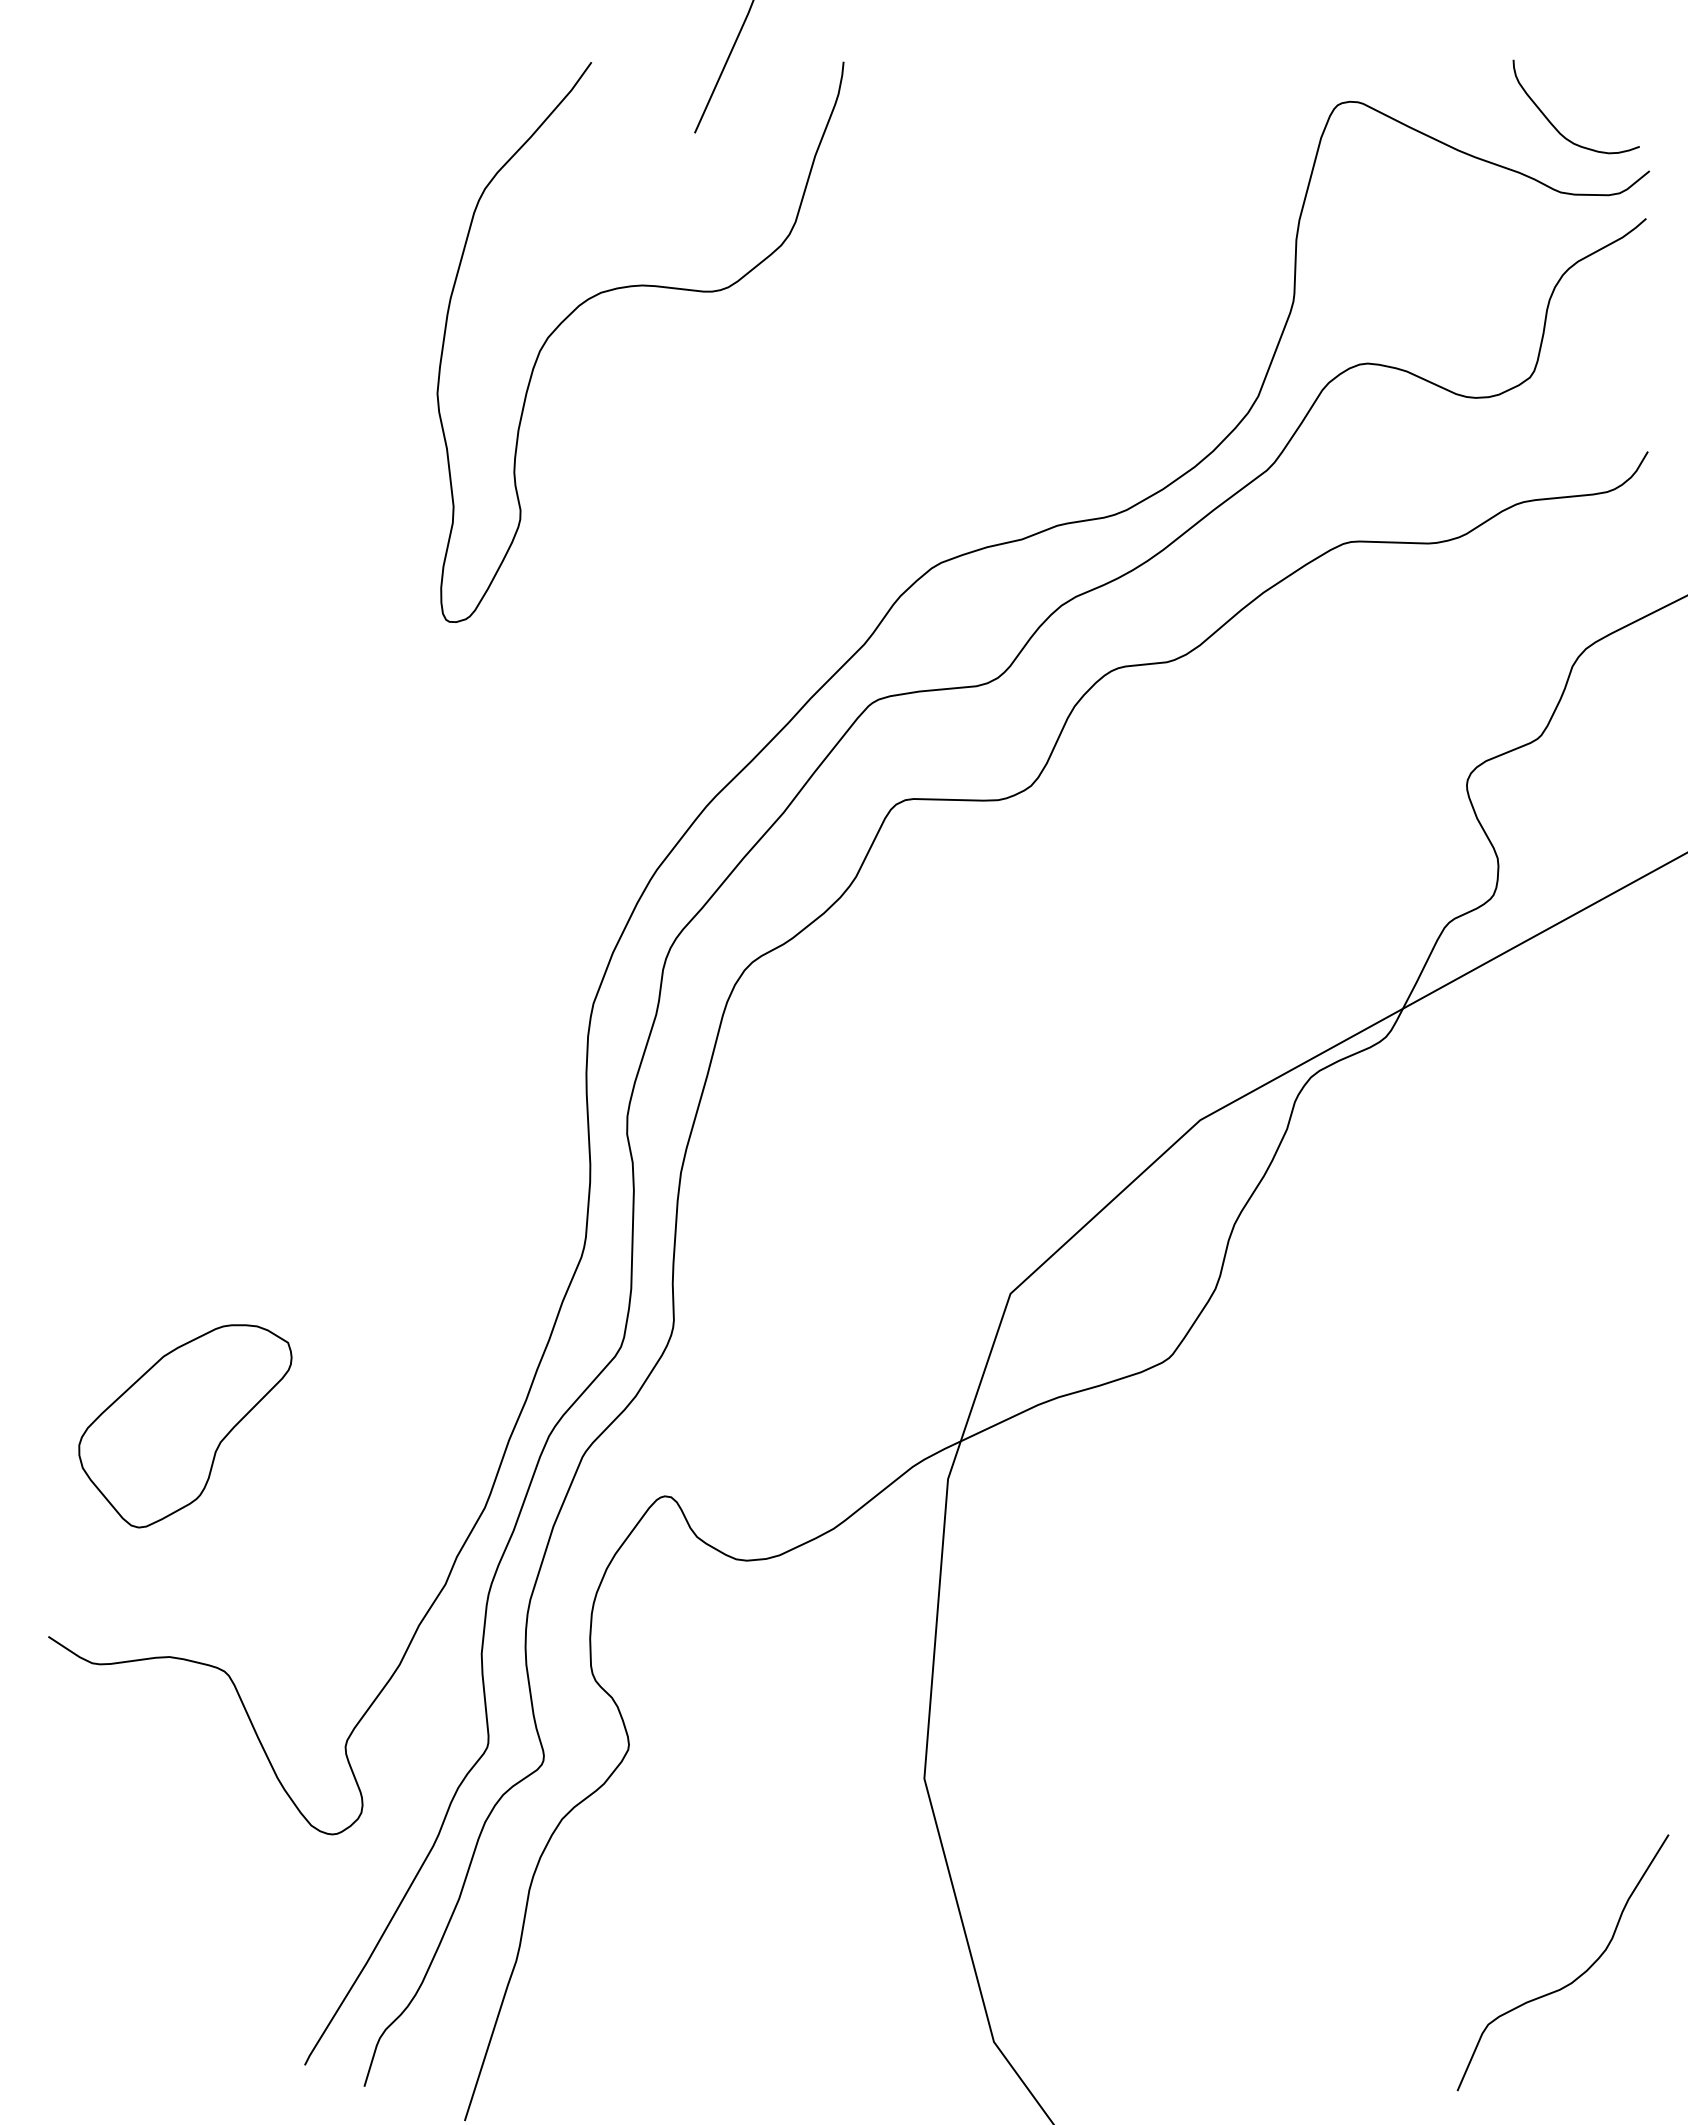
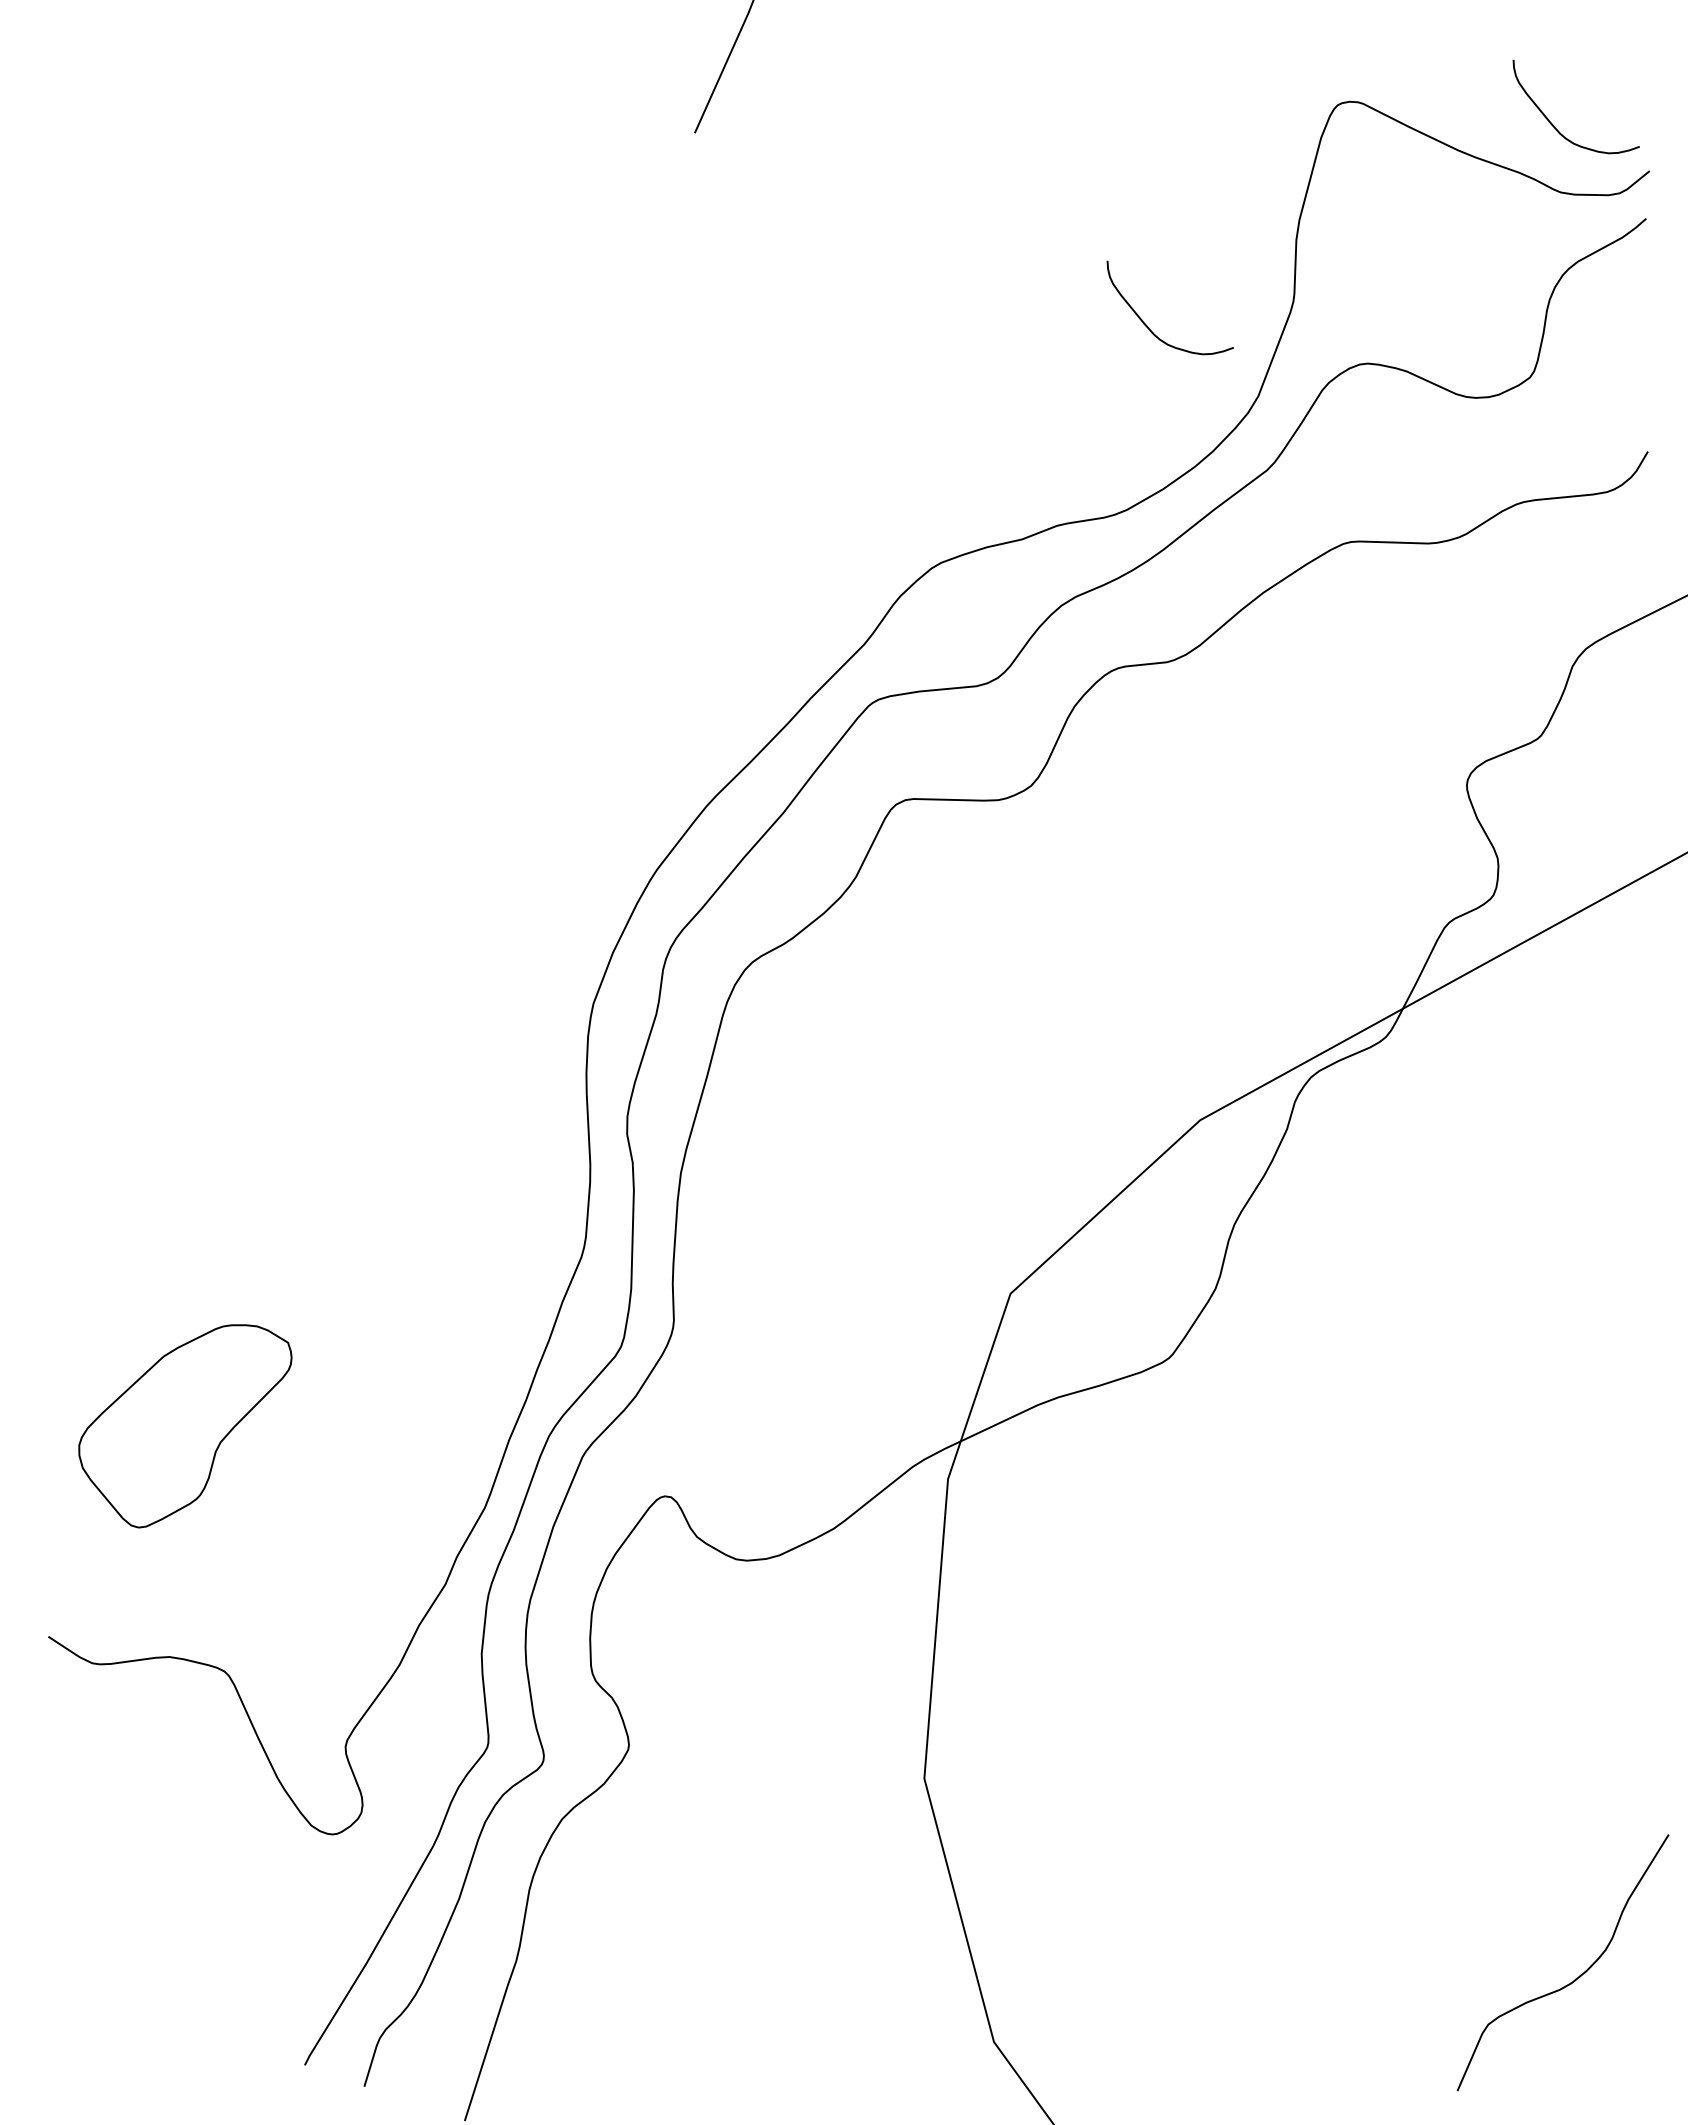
curve: present -> none (632, 287)
curve: none -> present (1149, 327)
